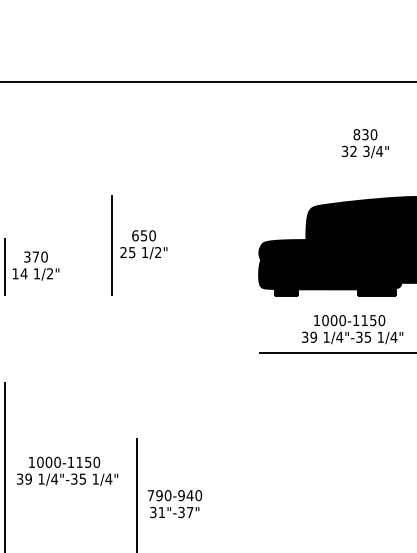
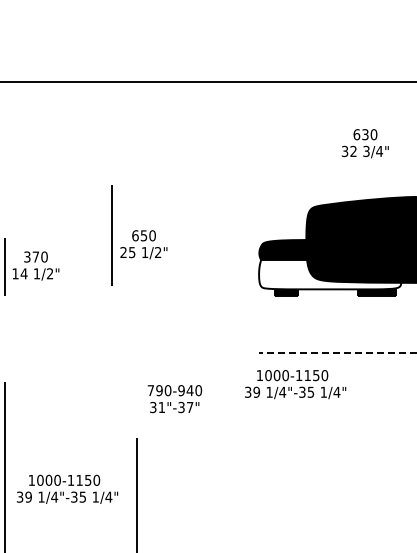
text: 830 -> 630 (356, 134)
line position: (111, 245) -> (111, 235) (111, 235)
fill: present -> none (330, 274)
text position: (352, 329) -> (295, 384) (295, 384)
line: solid -> dashed (337, 353)
text position: (67, 470) -> (67, 488) (67, 488)
text position: (174, 504) -> (174, 399) (174, 399)
